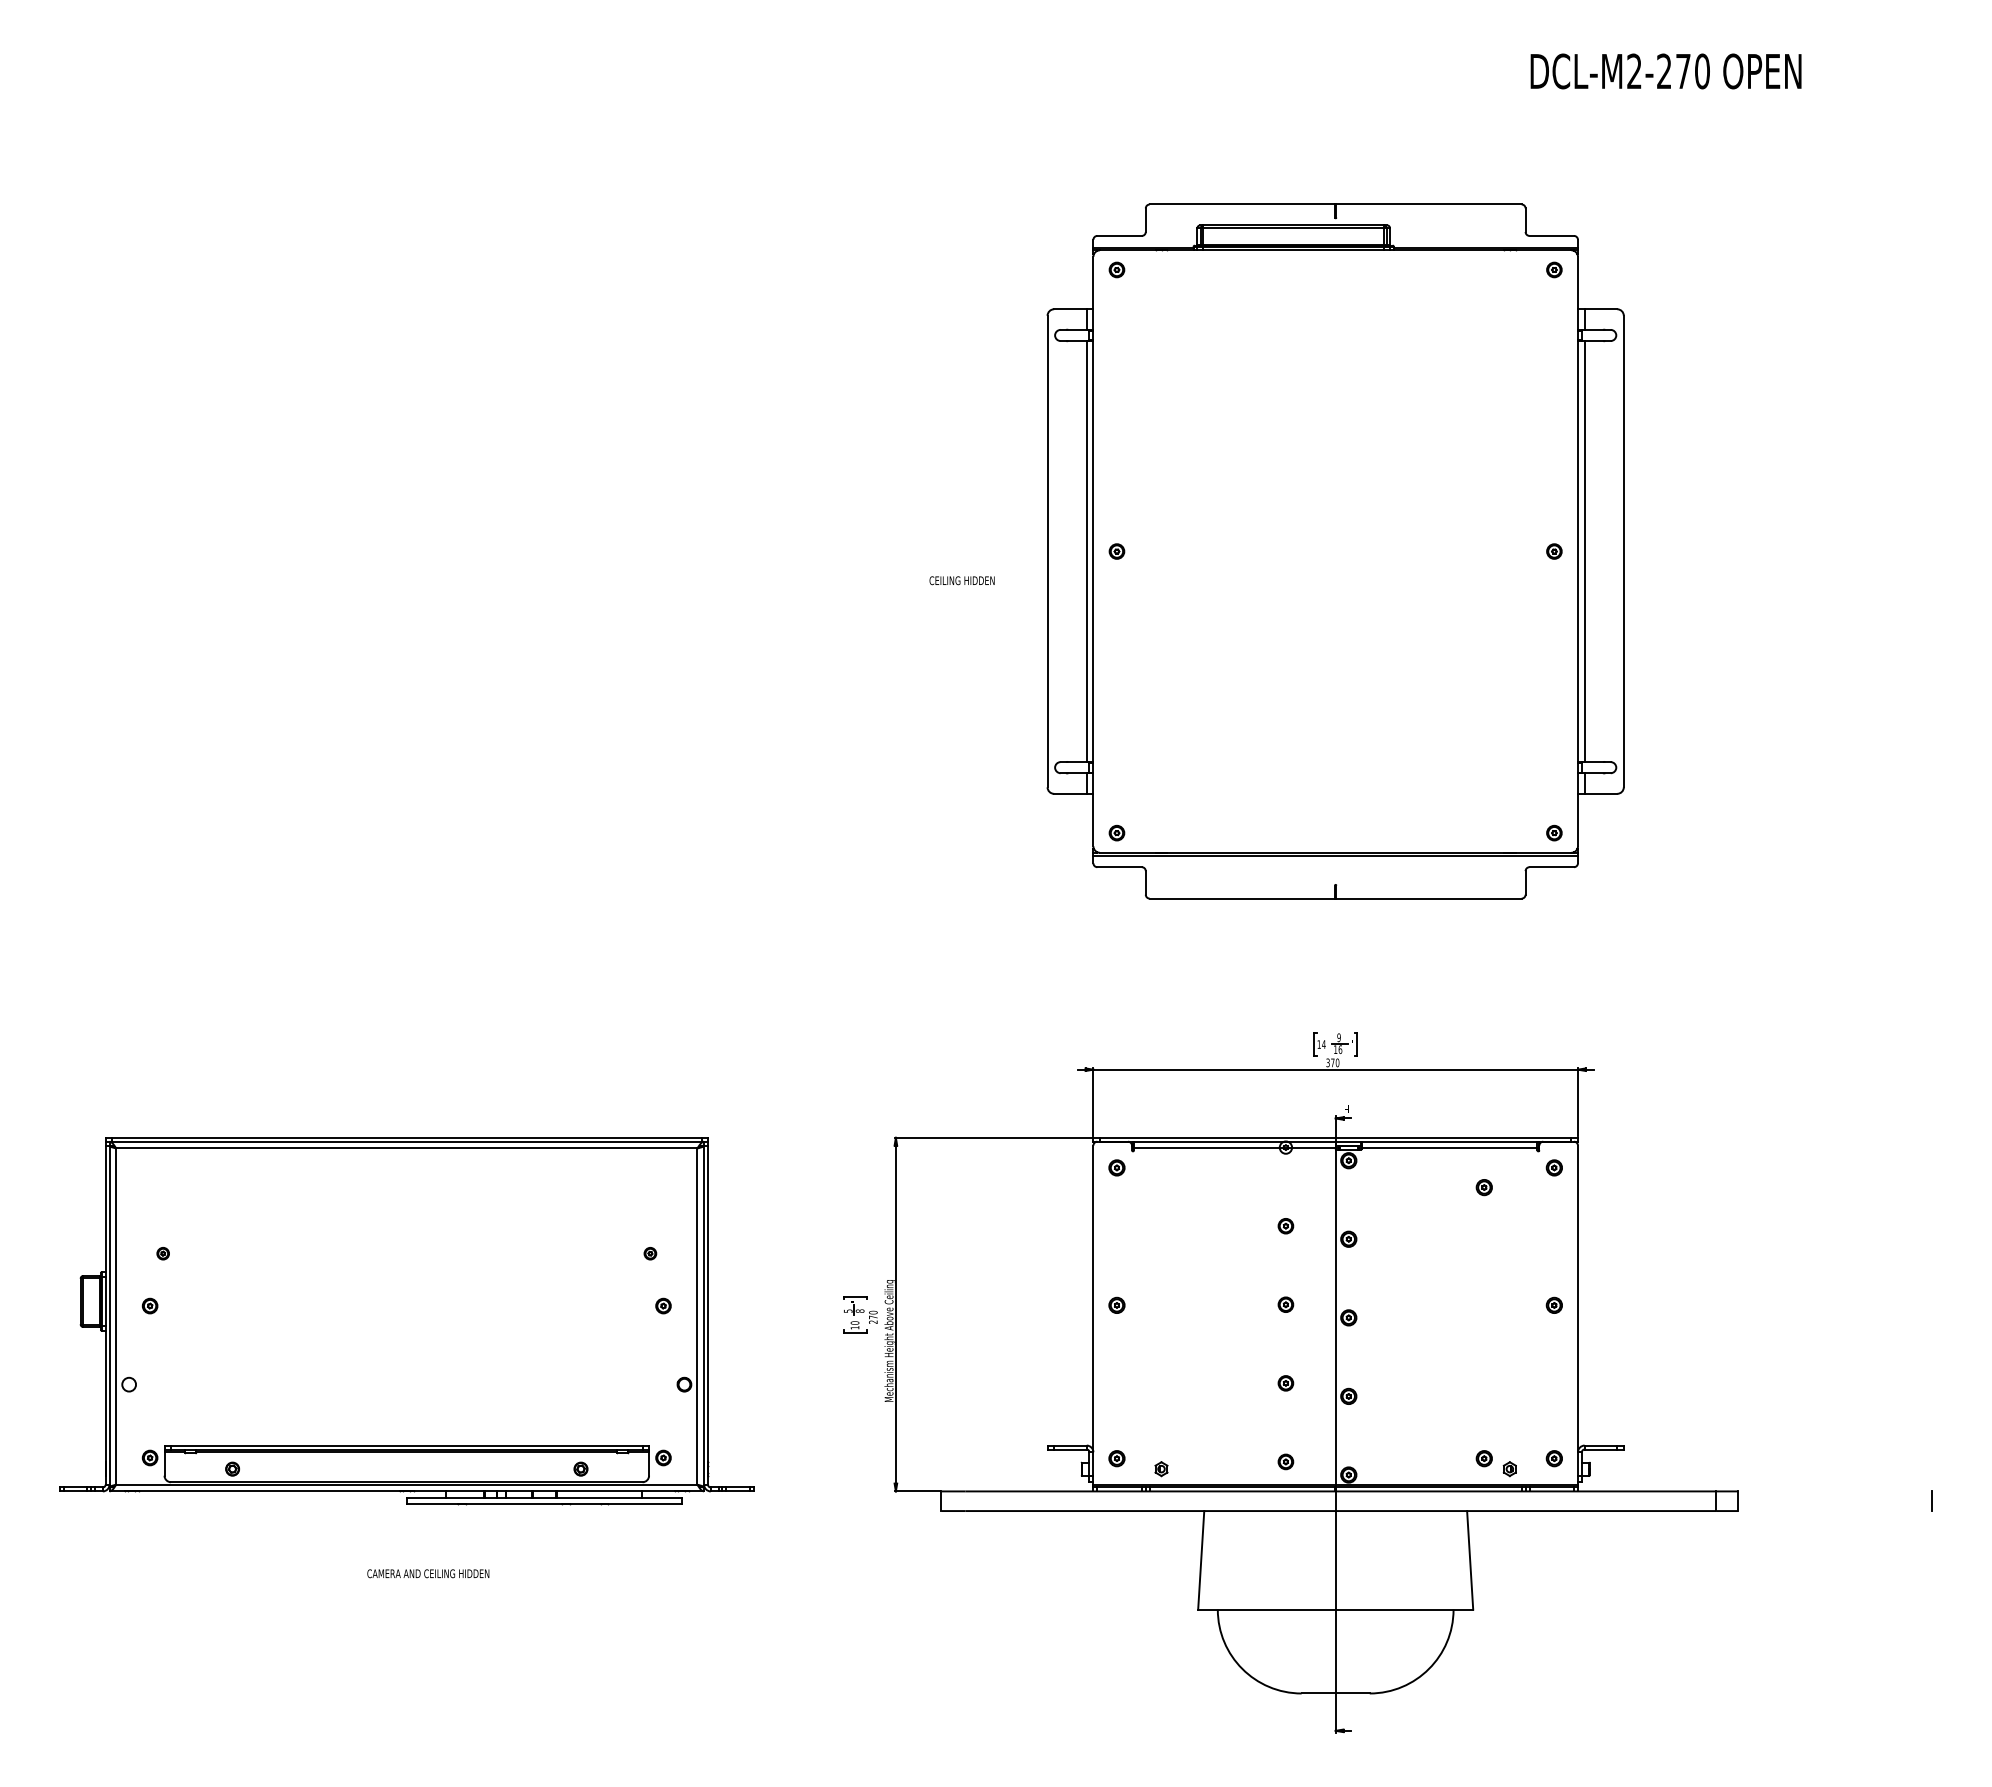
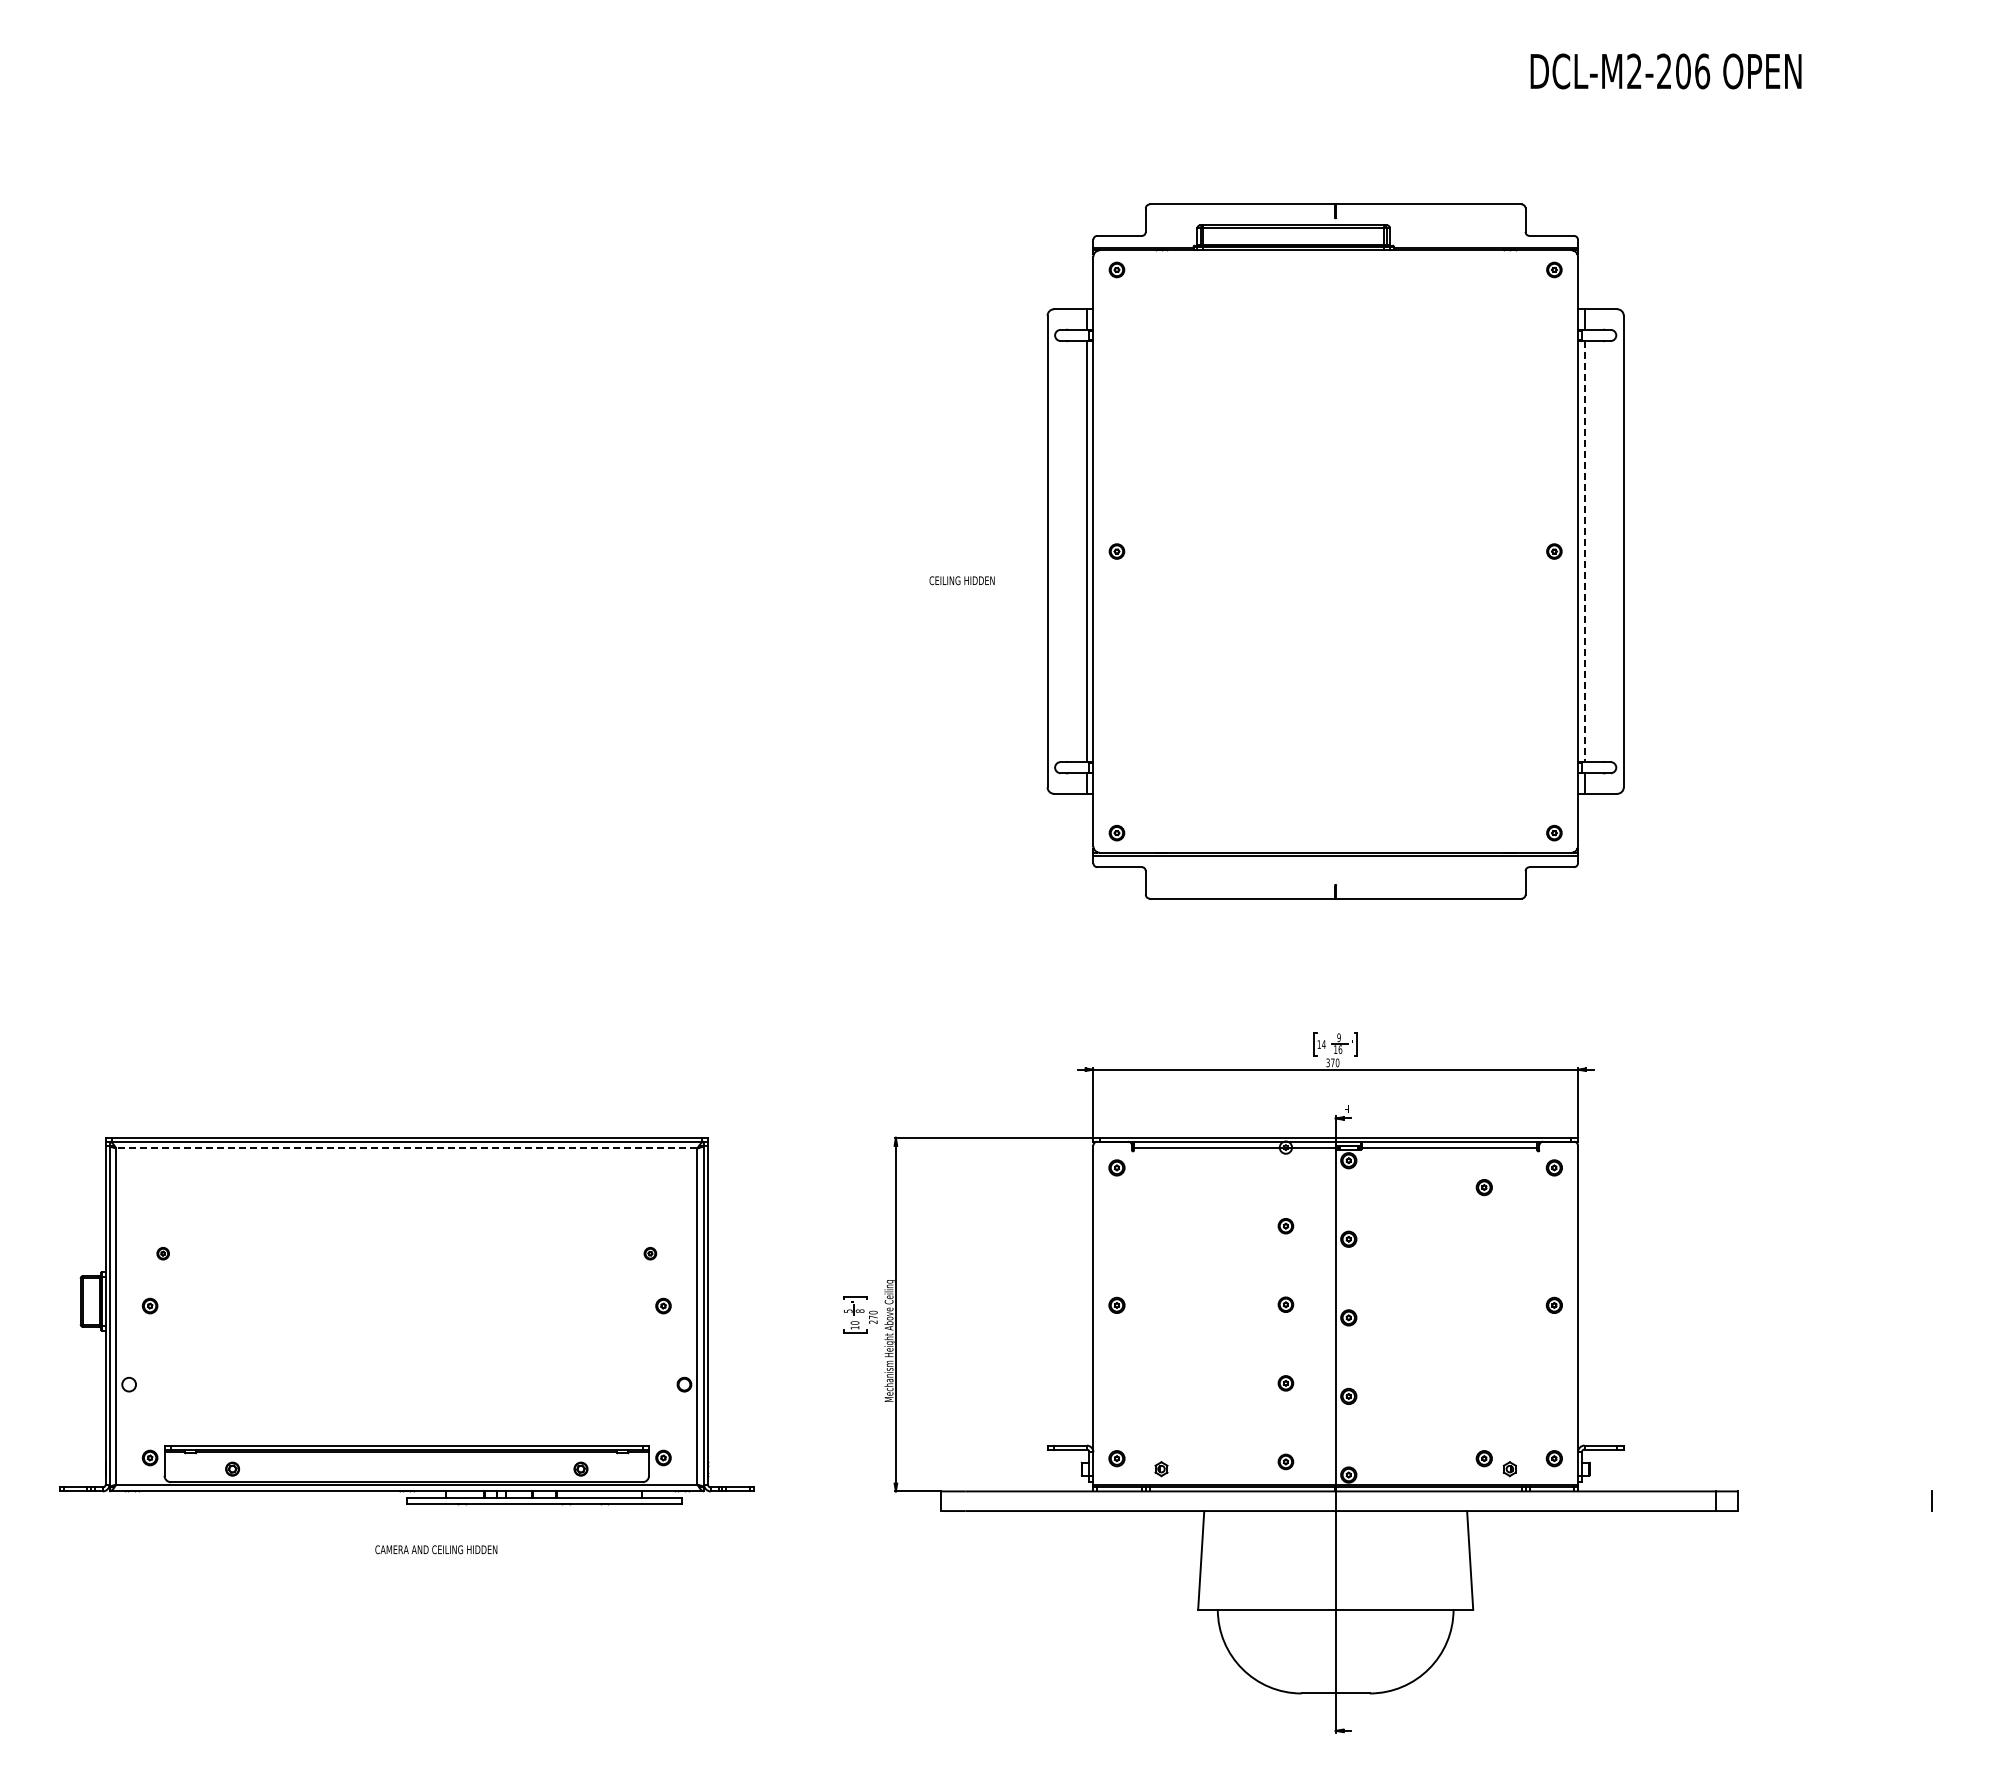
text: DCL-M2-270 -> DCL-M2-206 (1693, 71)
line: solid -> dashed (1584, 551)
line: solid -> dashed (406, 1148)
text position: (428, 1573) -> (436, 1549) (436, 1549)
